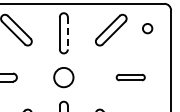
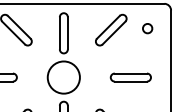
line: dashed -> solid (67, 33)
circle diameter: 19 px -> 32 px (63, 77)
part size: 31x9 px -> 43x11 px (130, 77)
